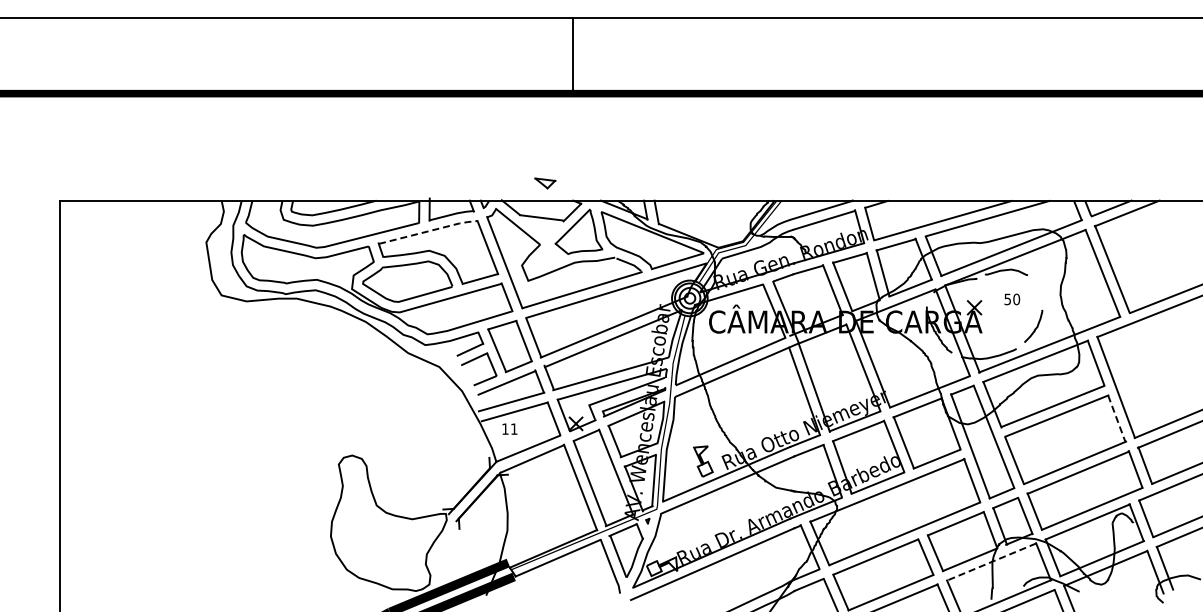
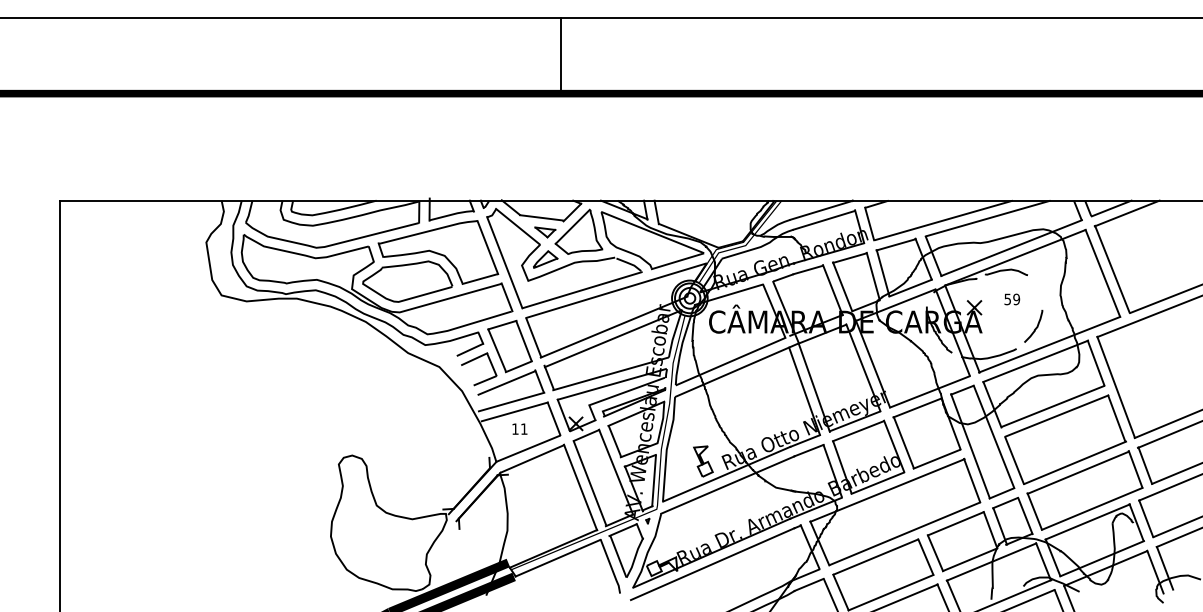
line position: (572, 55) -> (560, 55) (560, 55)
part position: (545, 183) -> (545, 232) (545, 232)
line: dashed -> solid (429, 230)
part: none -> present (545, 259)
text: 50 -> 59 (1016, 299)
line: dashed -> solid (1116, 418)
text position: (509, 428) -> (519, 428) (519, 428)
line: dashed -> solid (991, 562)
